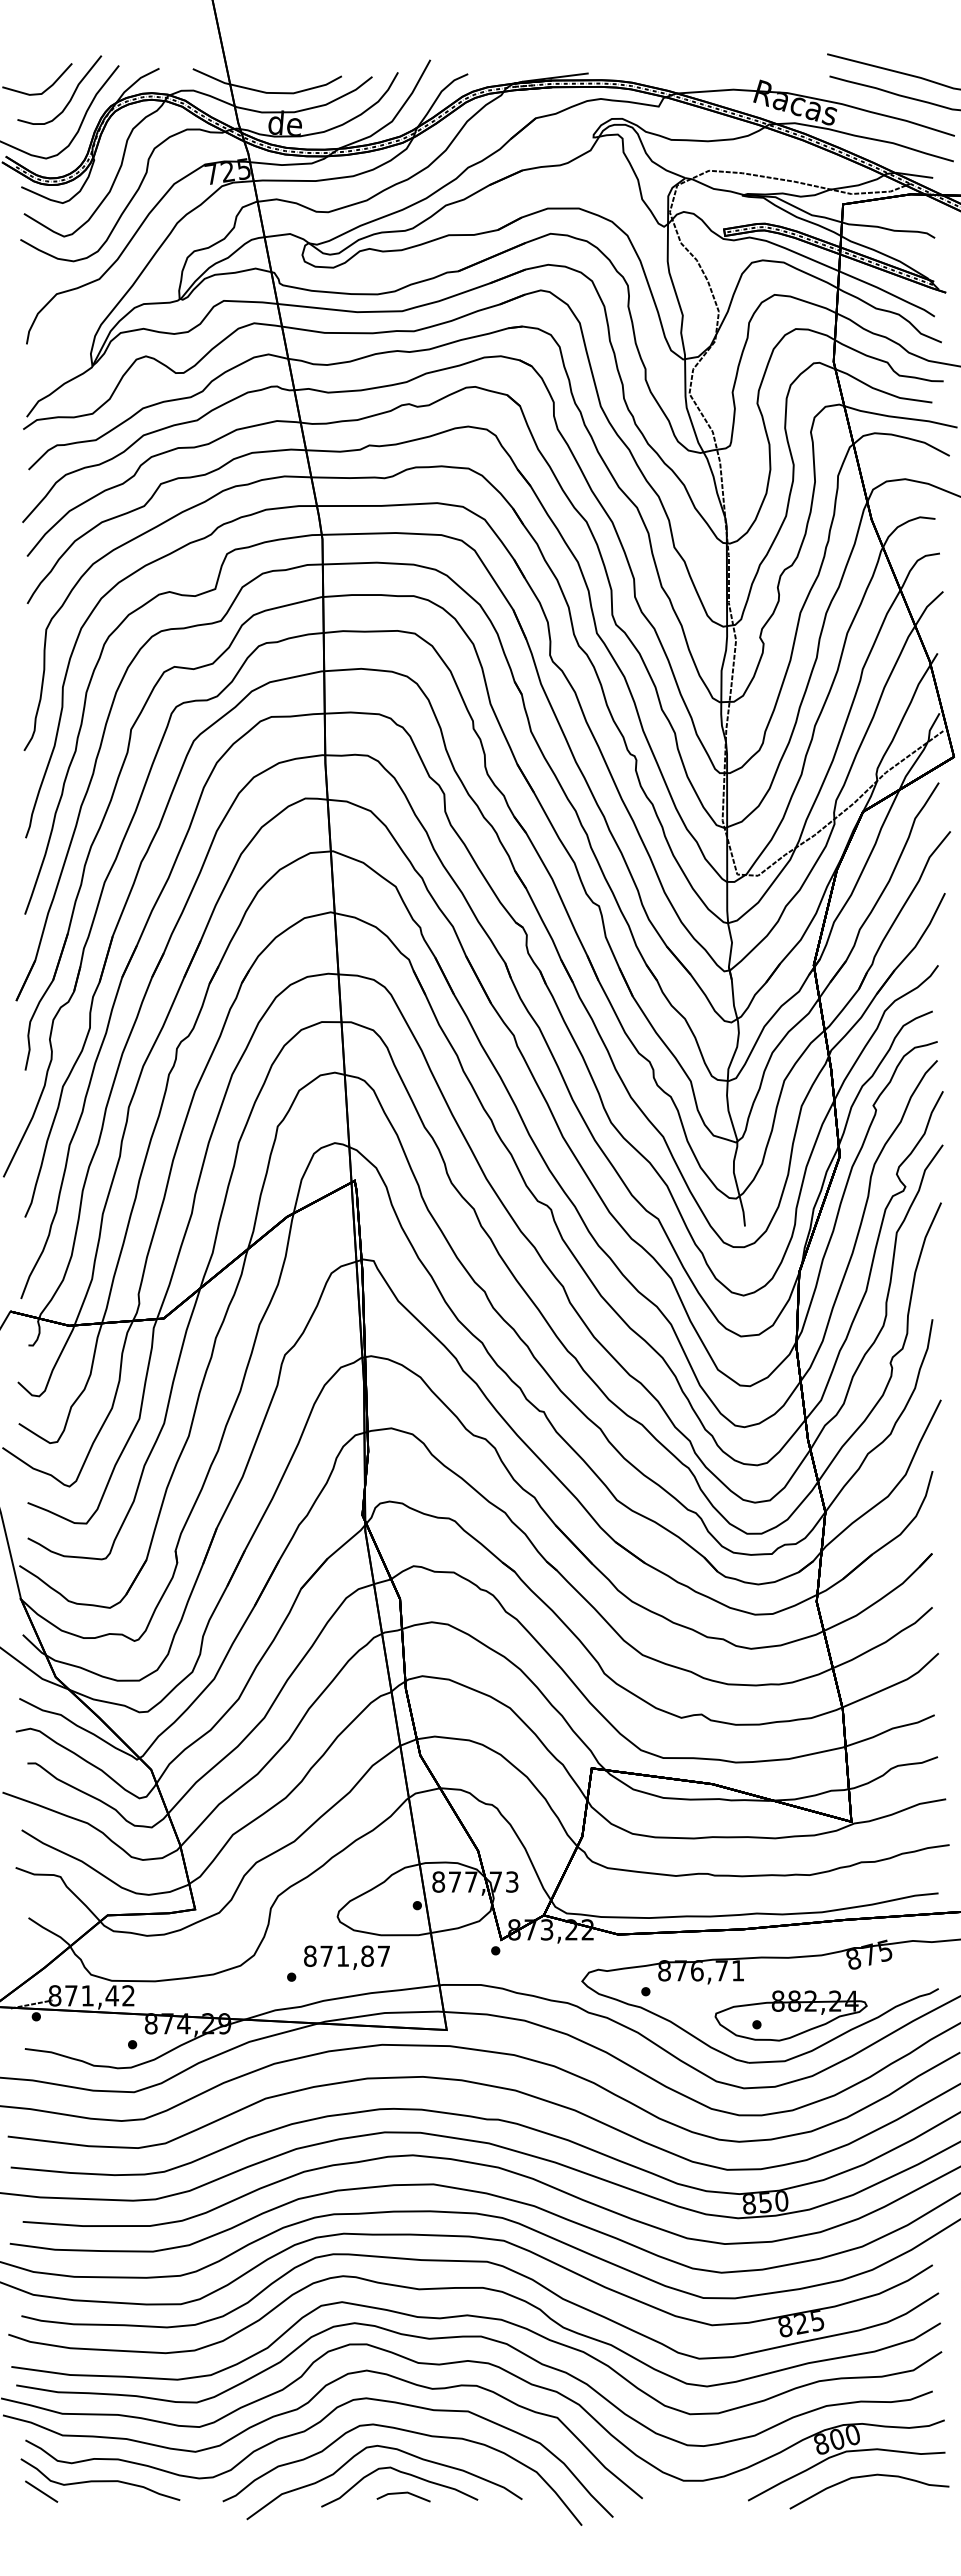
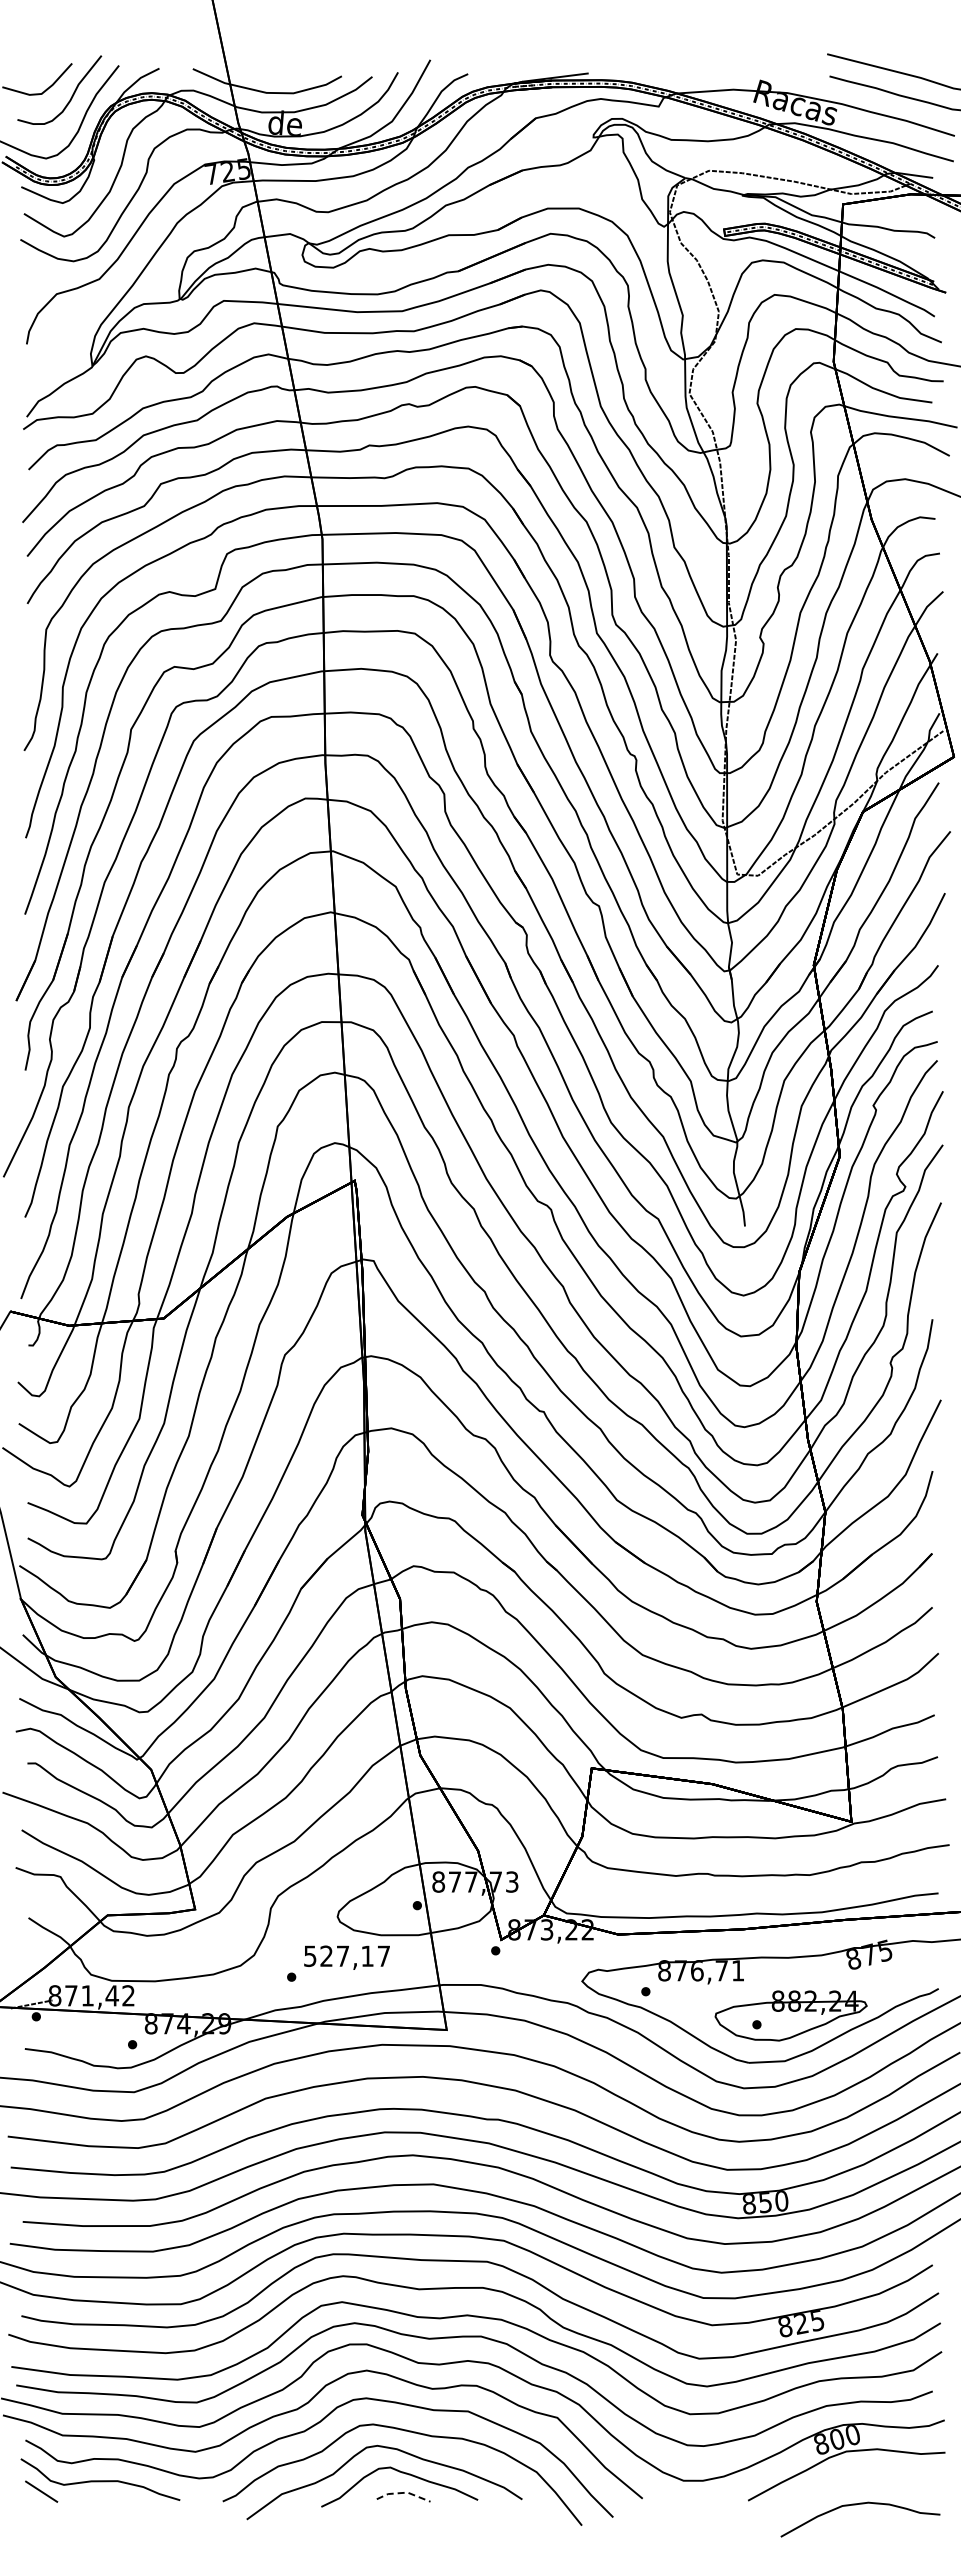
text: 871,87 -> 527,17 (338, 1955)
curve position: (865, 2477) -> (856, 2505) (856, 2505)
line: solid -> dashed (403, 2492)
